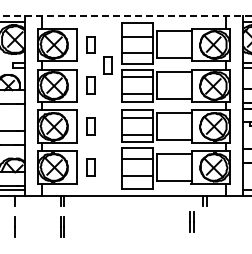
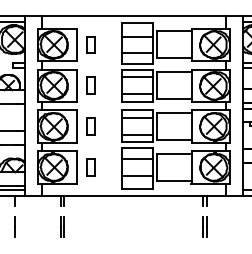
line: dashed -> solid (125, 16)
part: present -> none (107, 65)
part position: (191, 221) -> (204, 226) (204, 226)
